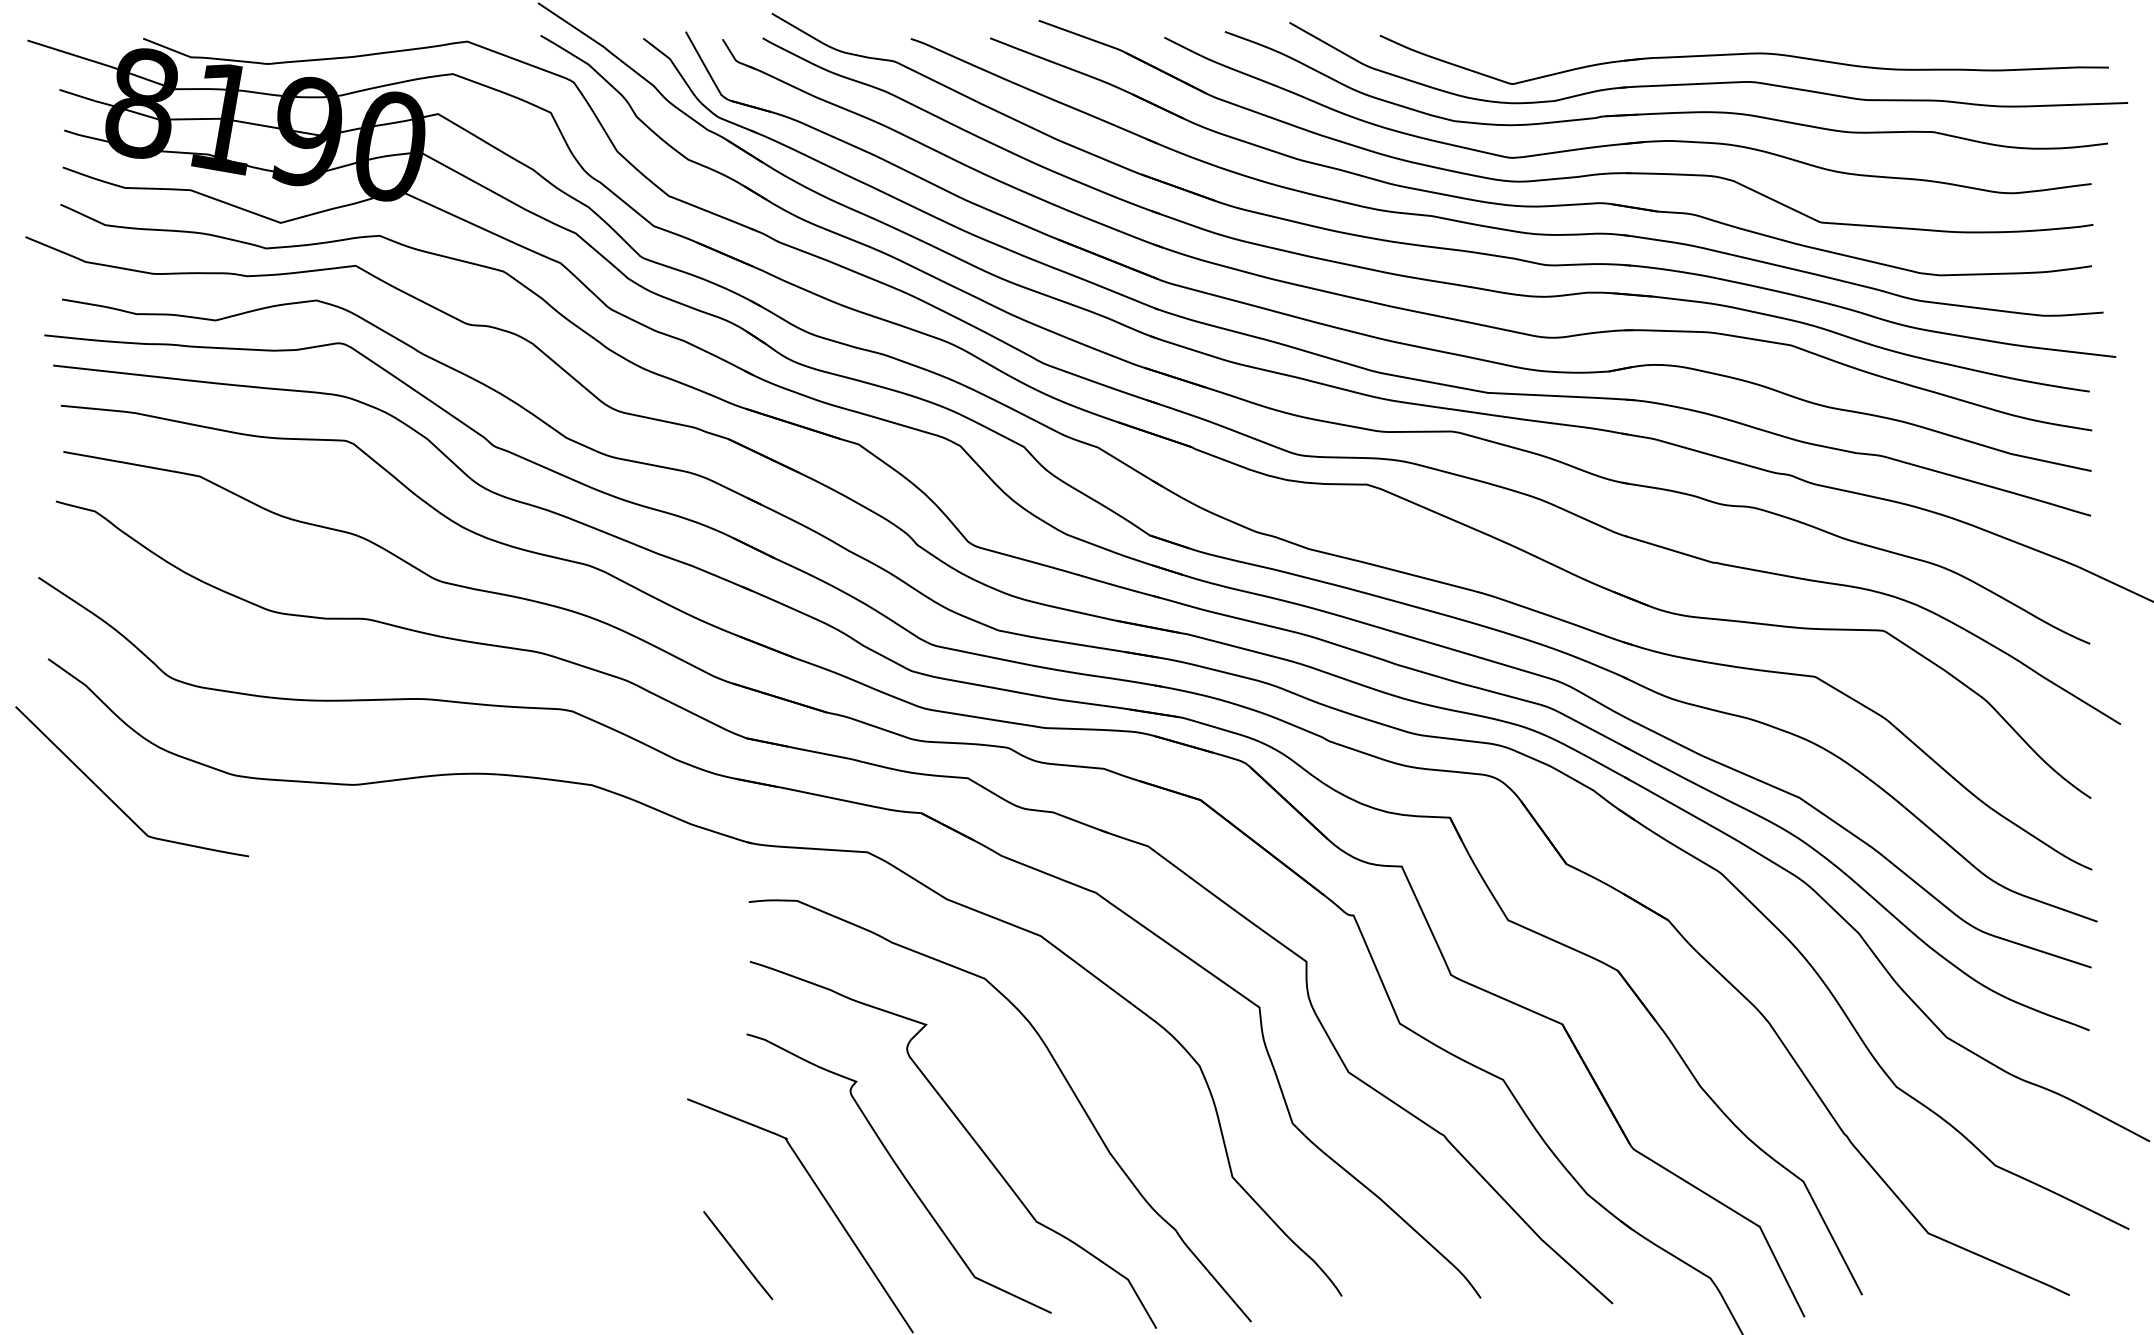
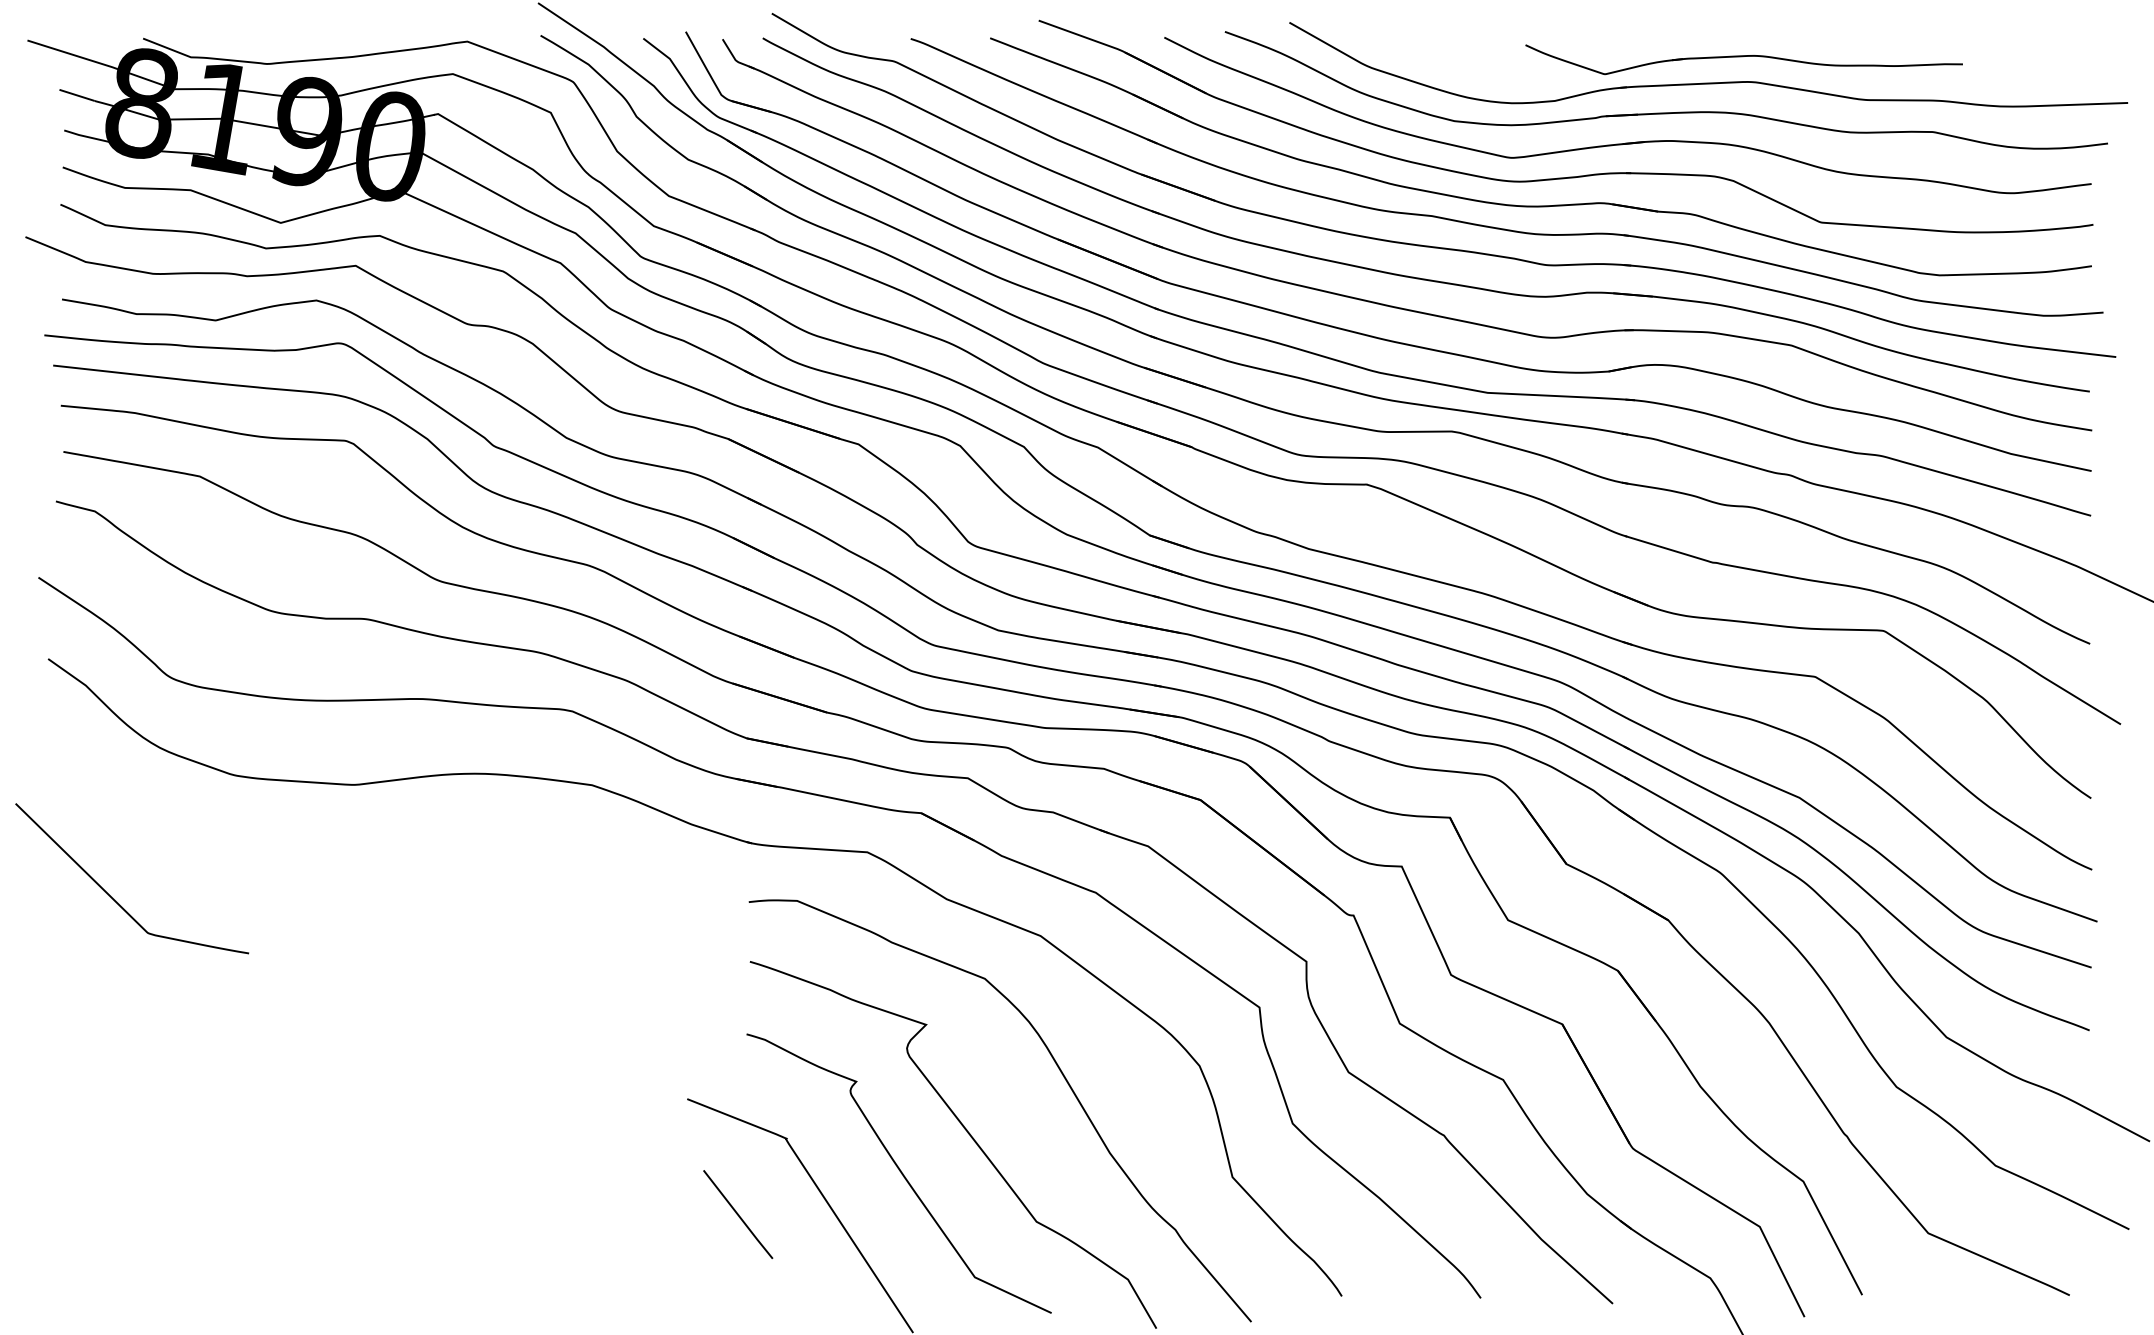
part size: 730x51 px -> 438x32 px (1743, 59)
curve position: (117, 804) -> (117, 901) (117, 901)
line position: (738, 1255) -> (738, 1214) (738, 1214)
